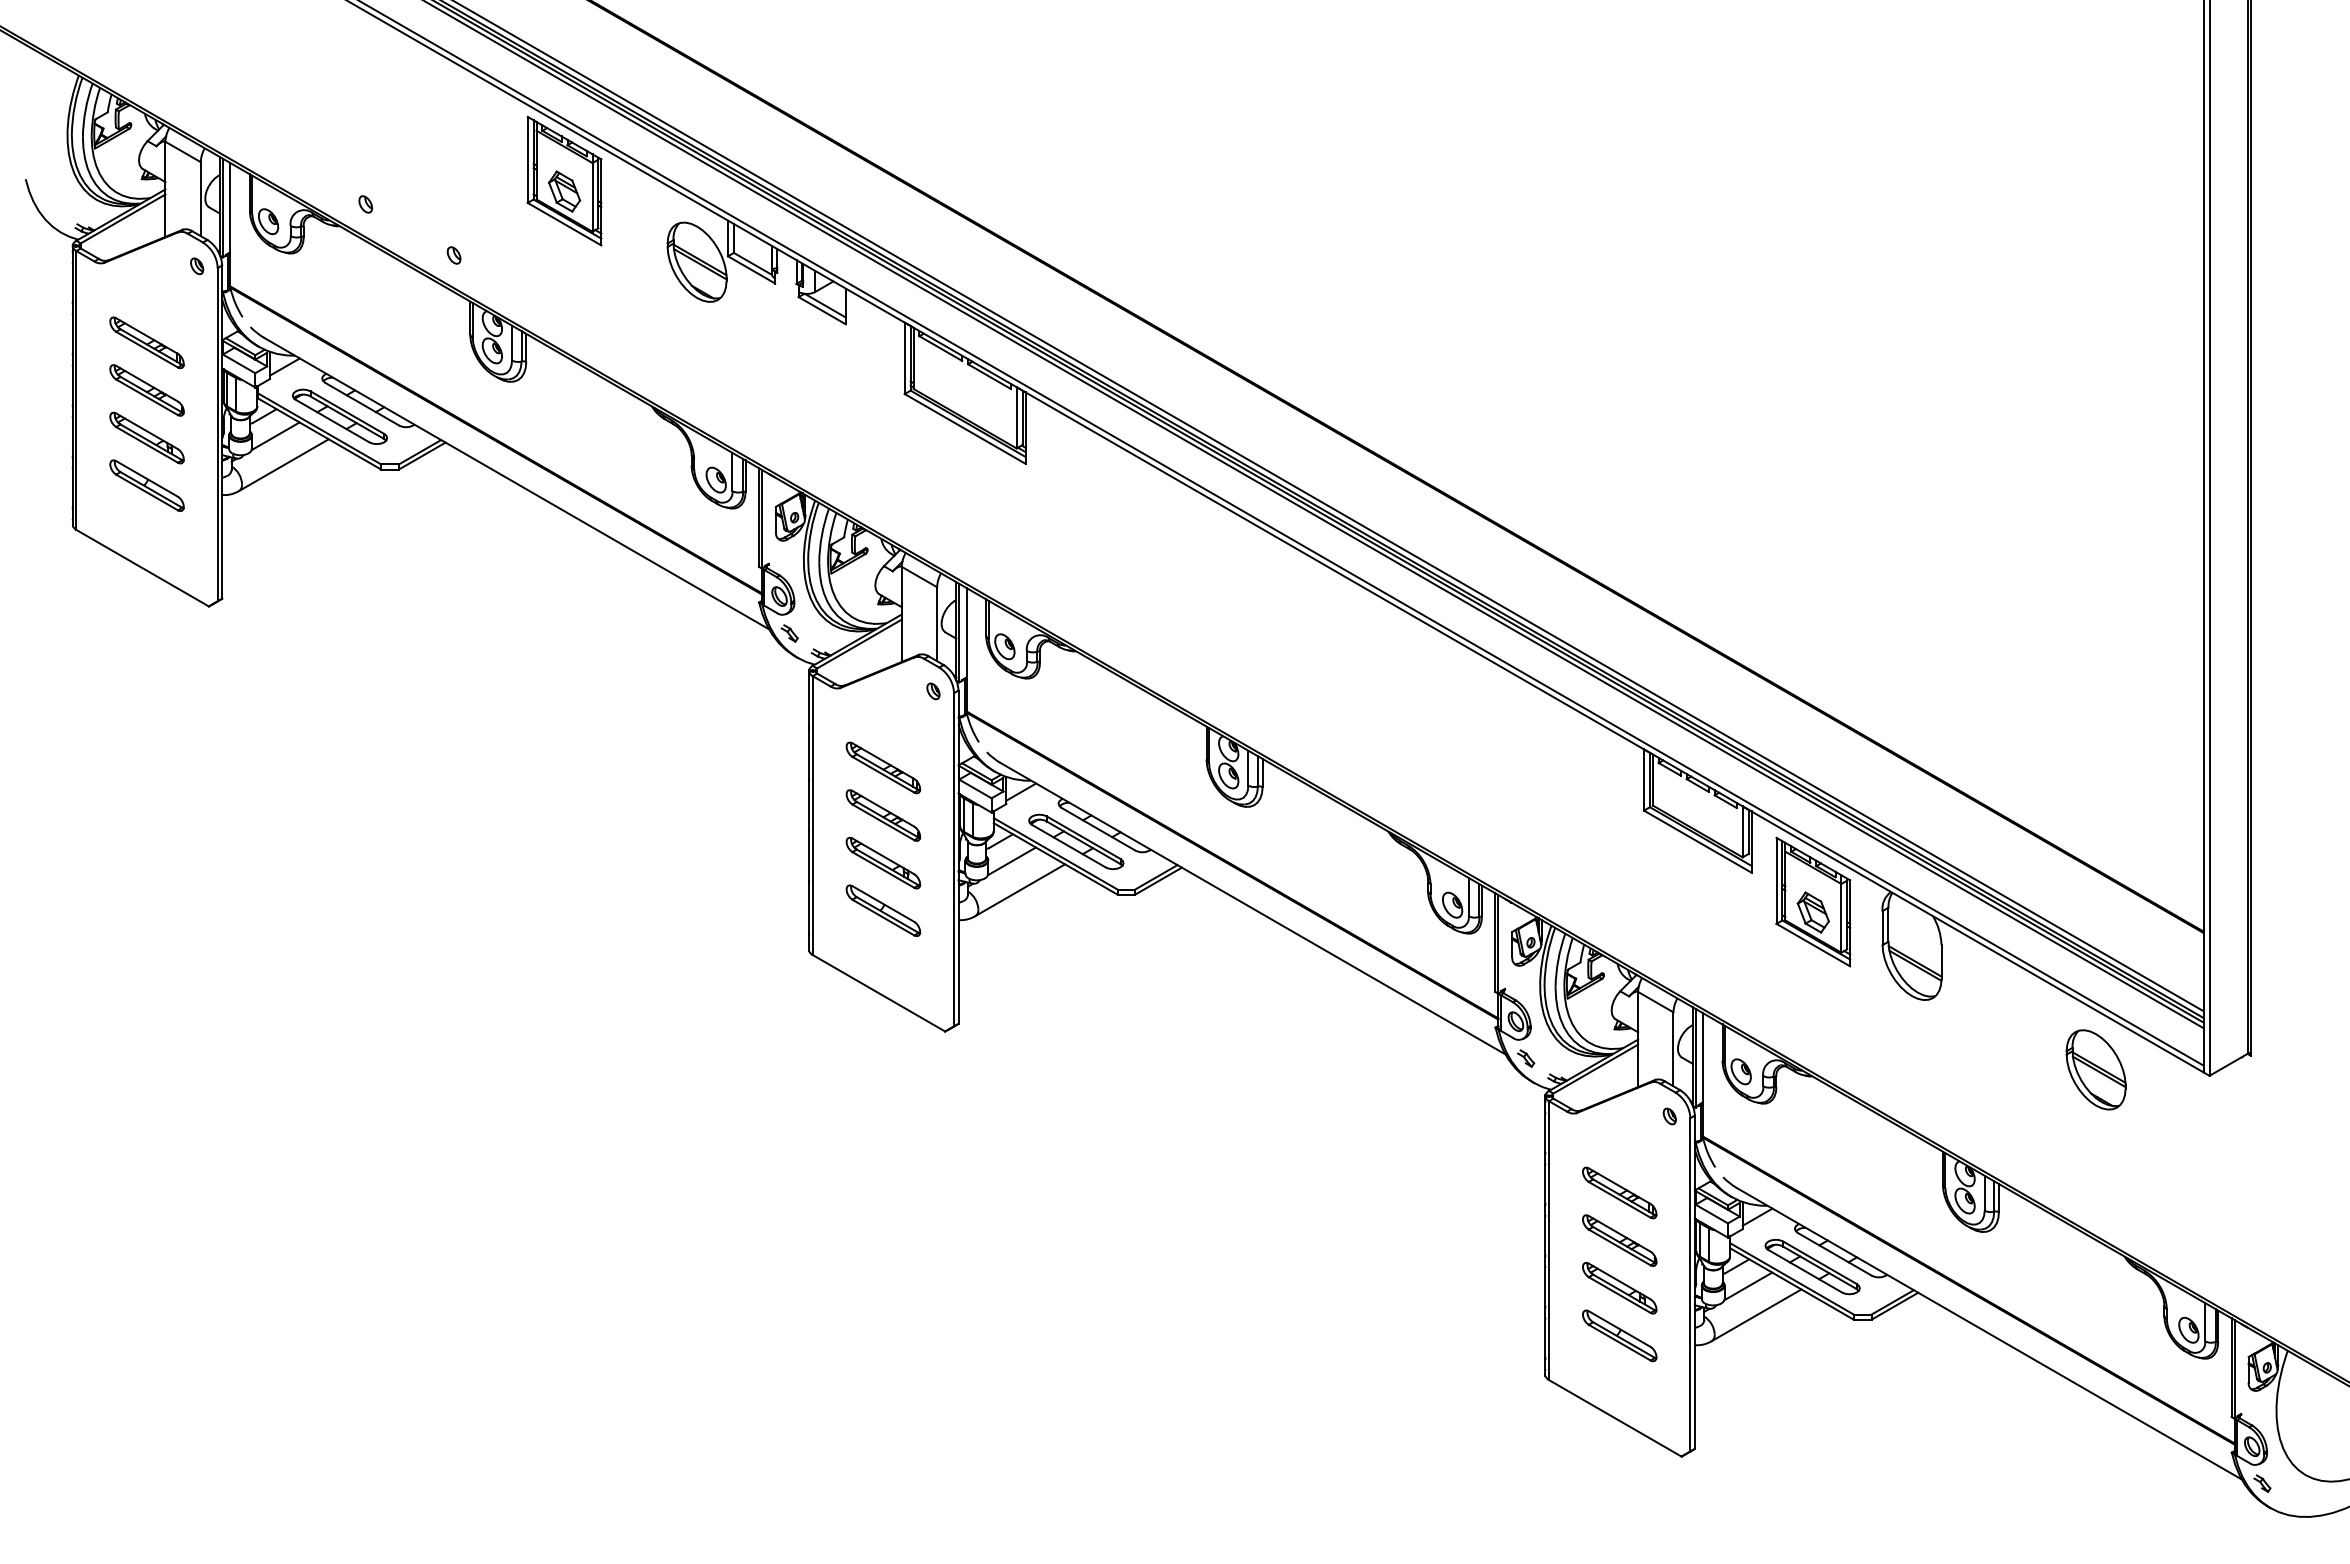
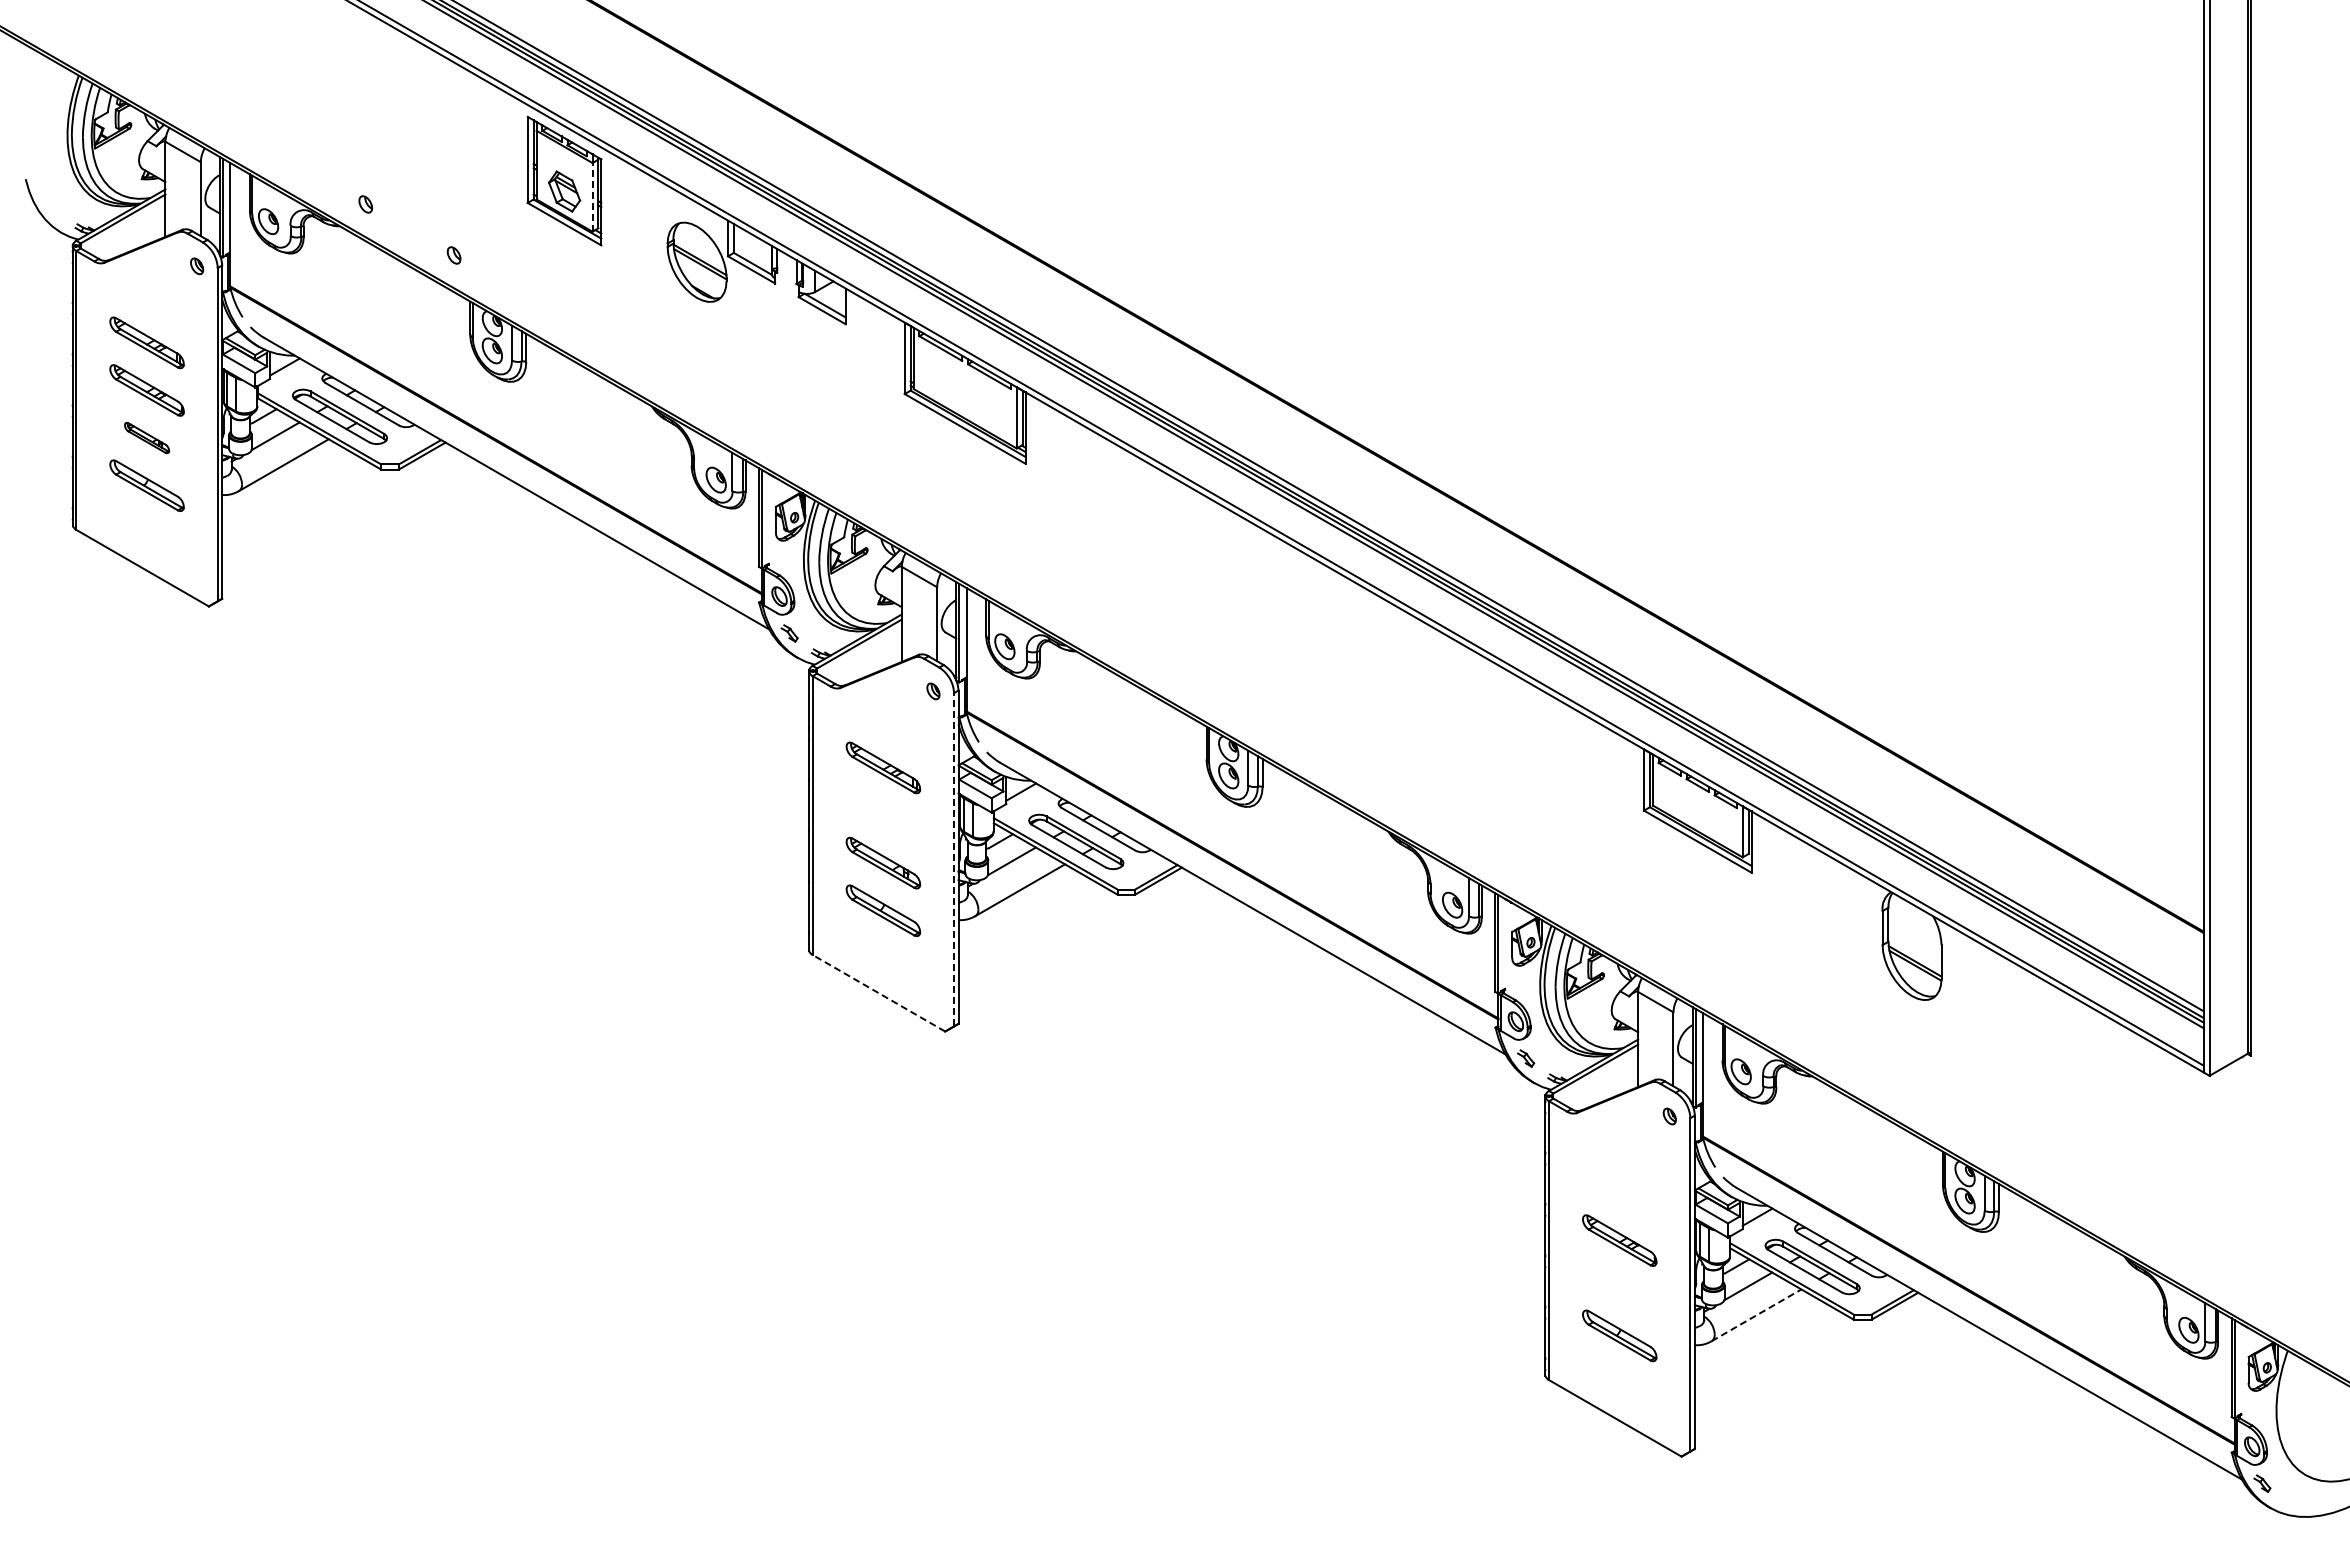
line: solid -> dashed (592, 196)
part size: 76x54 px -> 47x33 px (147, 438)
part: present -> none (883, 815)
line: solid -> dashed (954, 859)
part: present -> none (1813, 901)
line: solid -> dashed (878, 993)
part: present -> none (2095, 1069)
part: present -> none (1619, 1192)
part: present -> none (1619, 1288)
line: solid -> dashed (1756, 1315)
